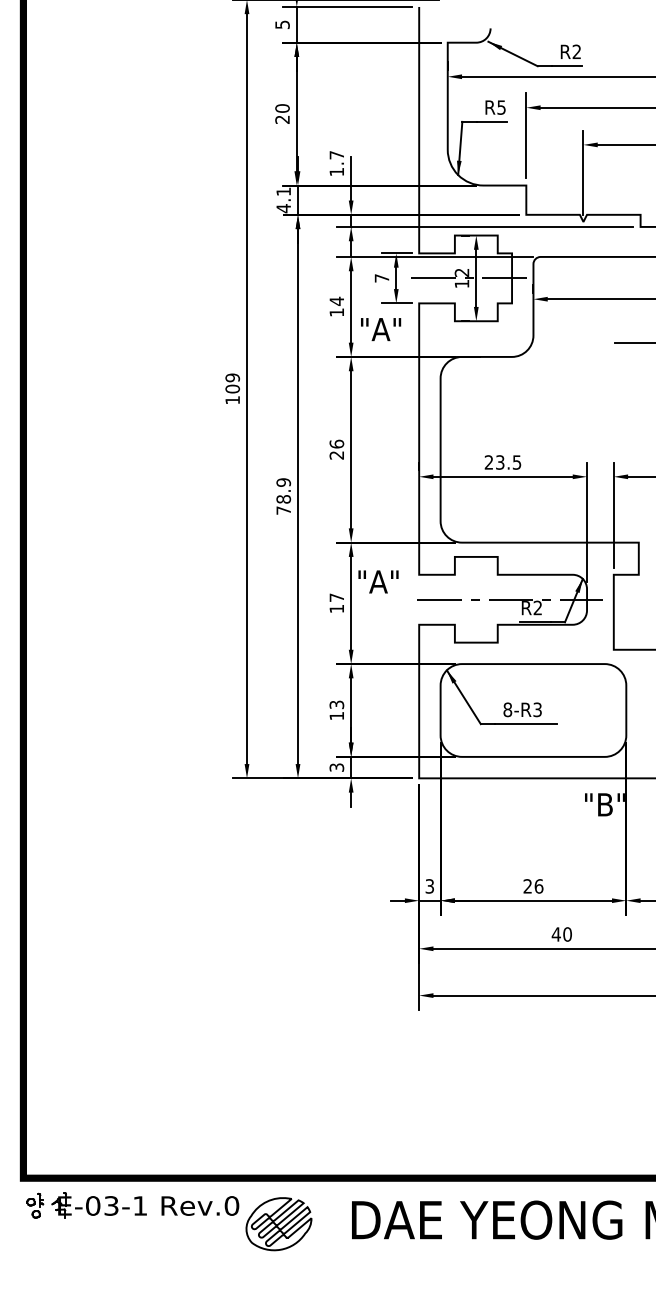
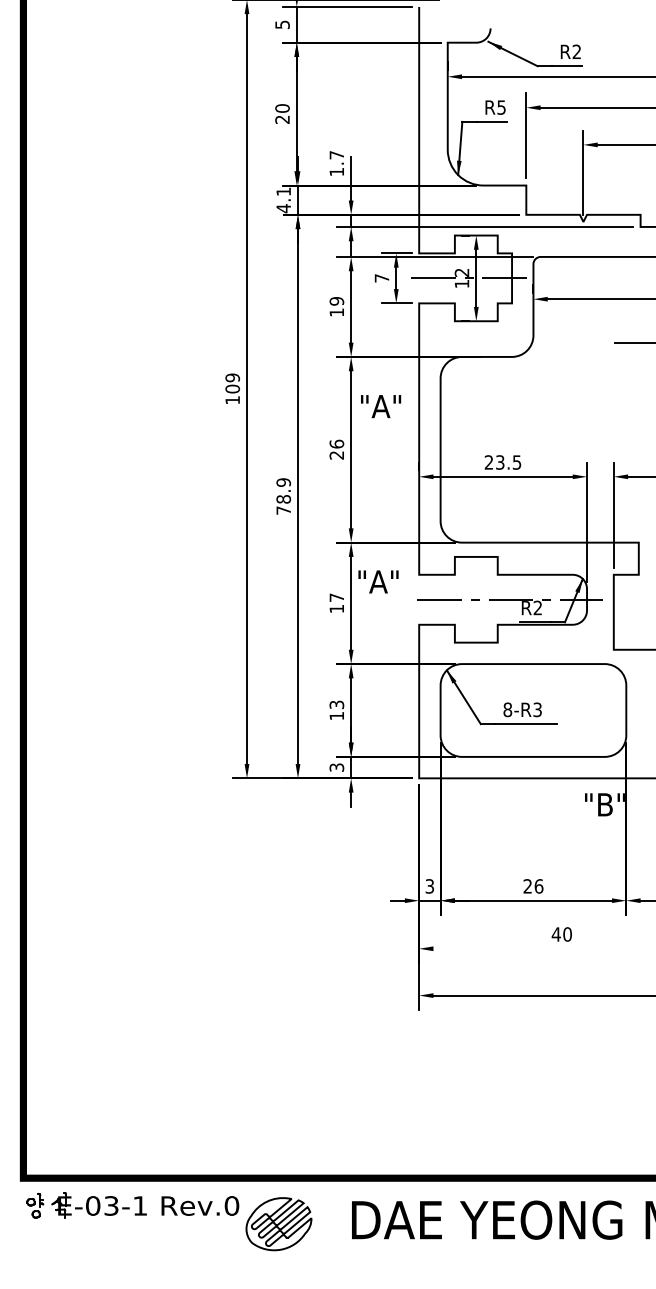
text: 14 -> 19 (336, 301)
text position: (381, 329) -> (381, 406) (381, 406)
line: present -> none (542, 948)
